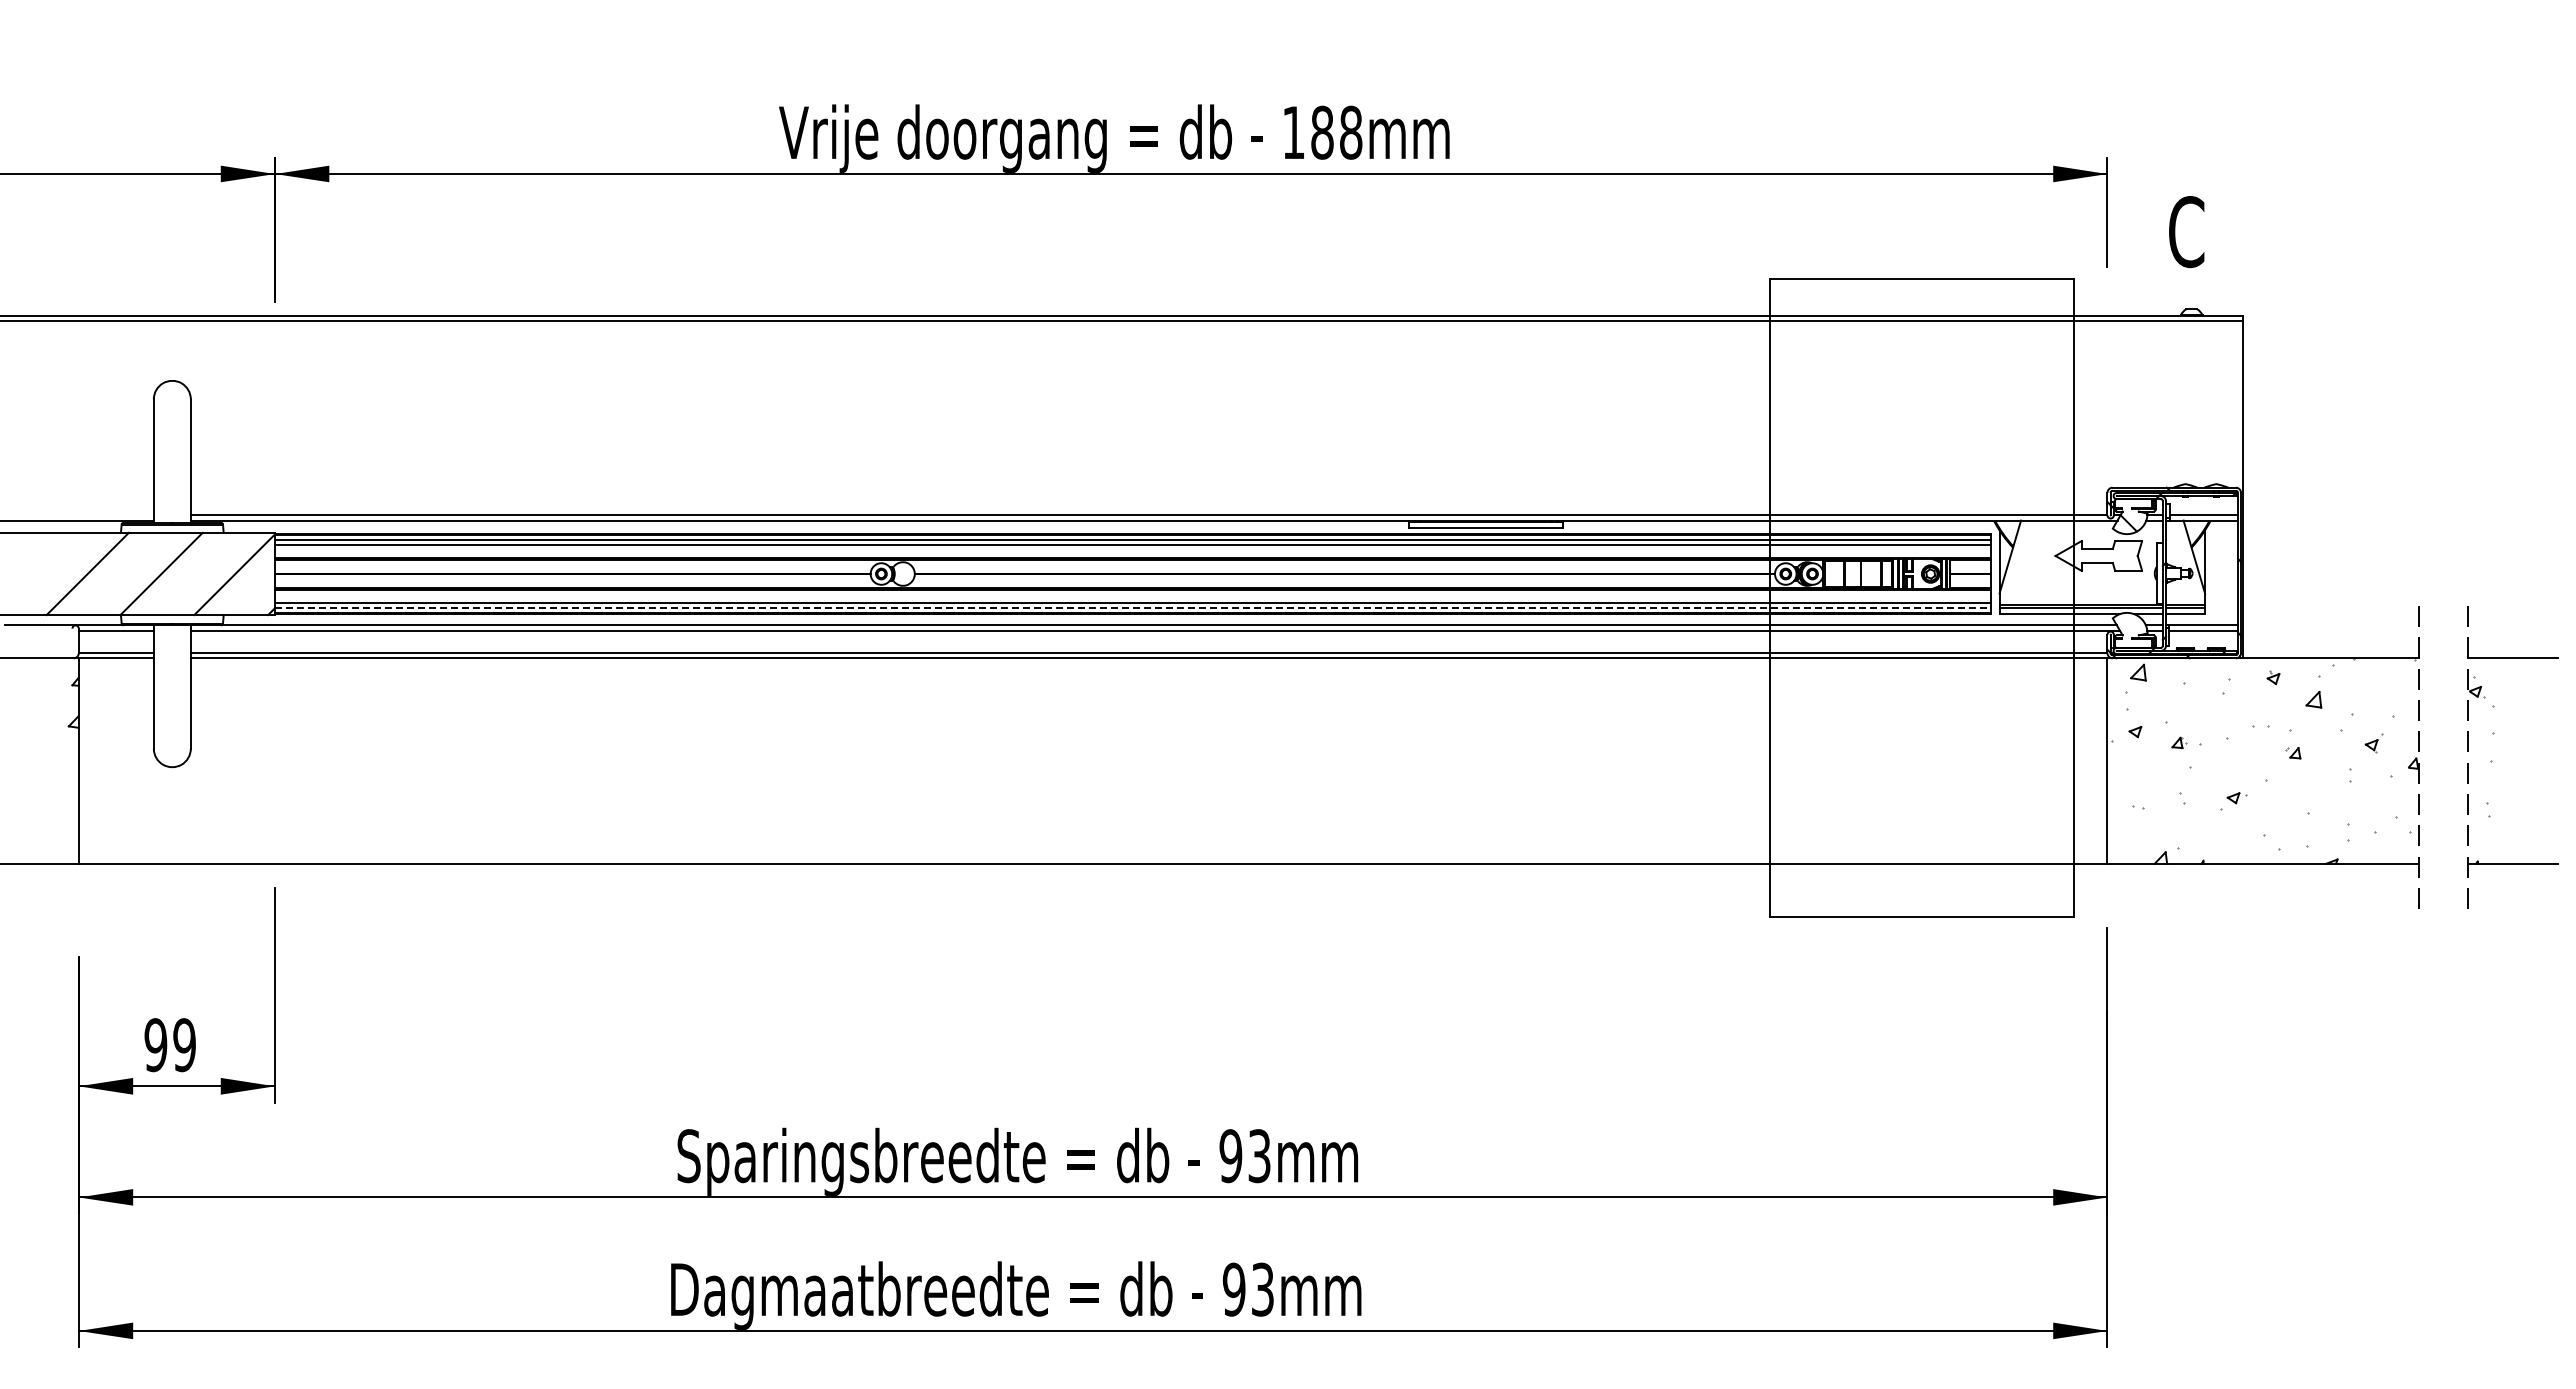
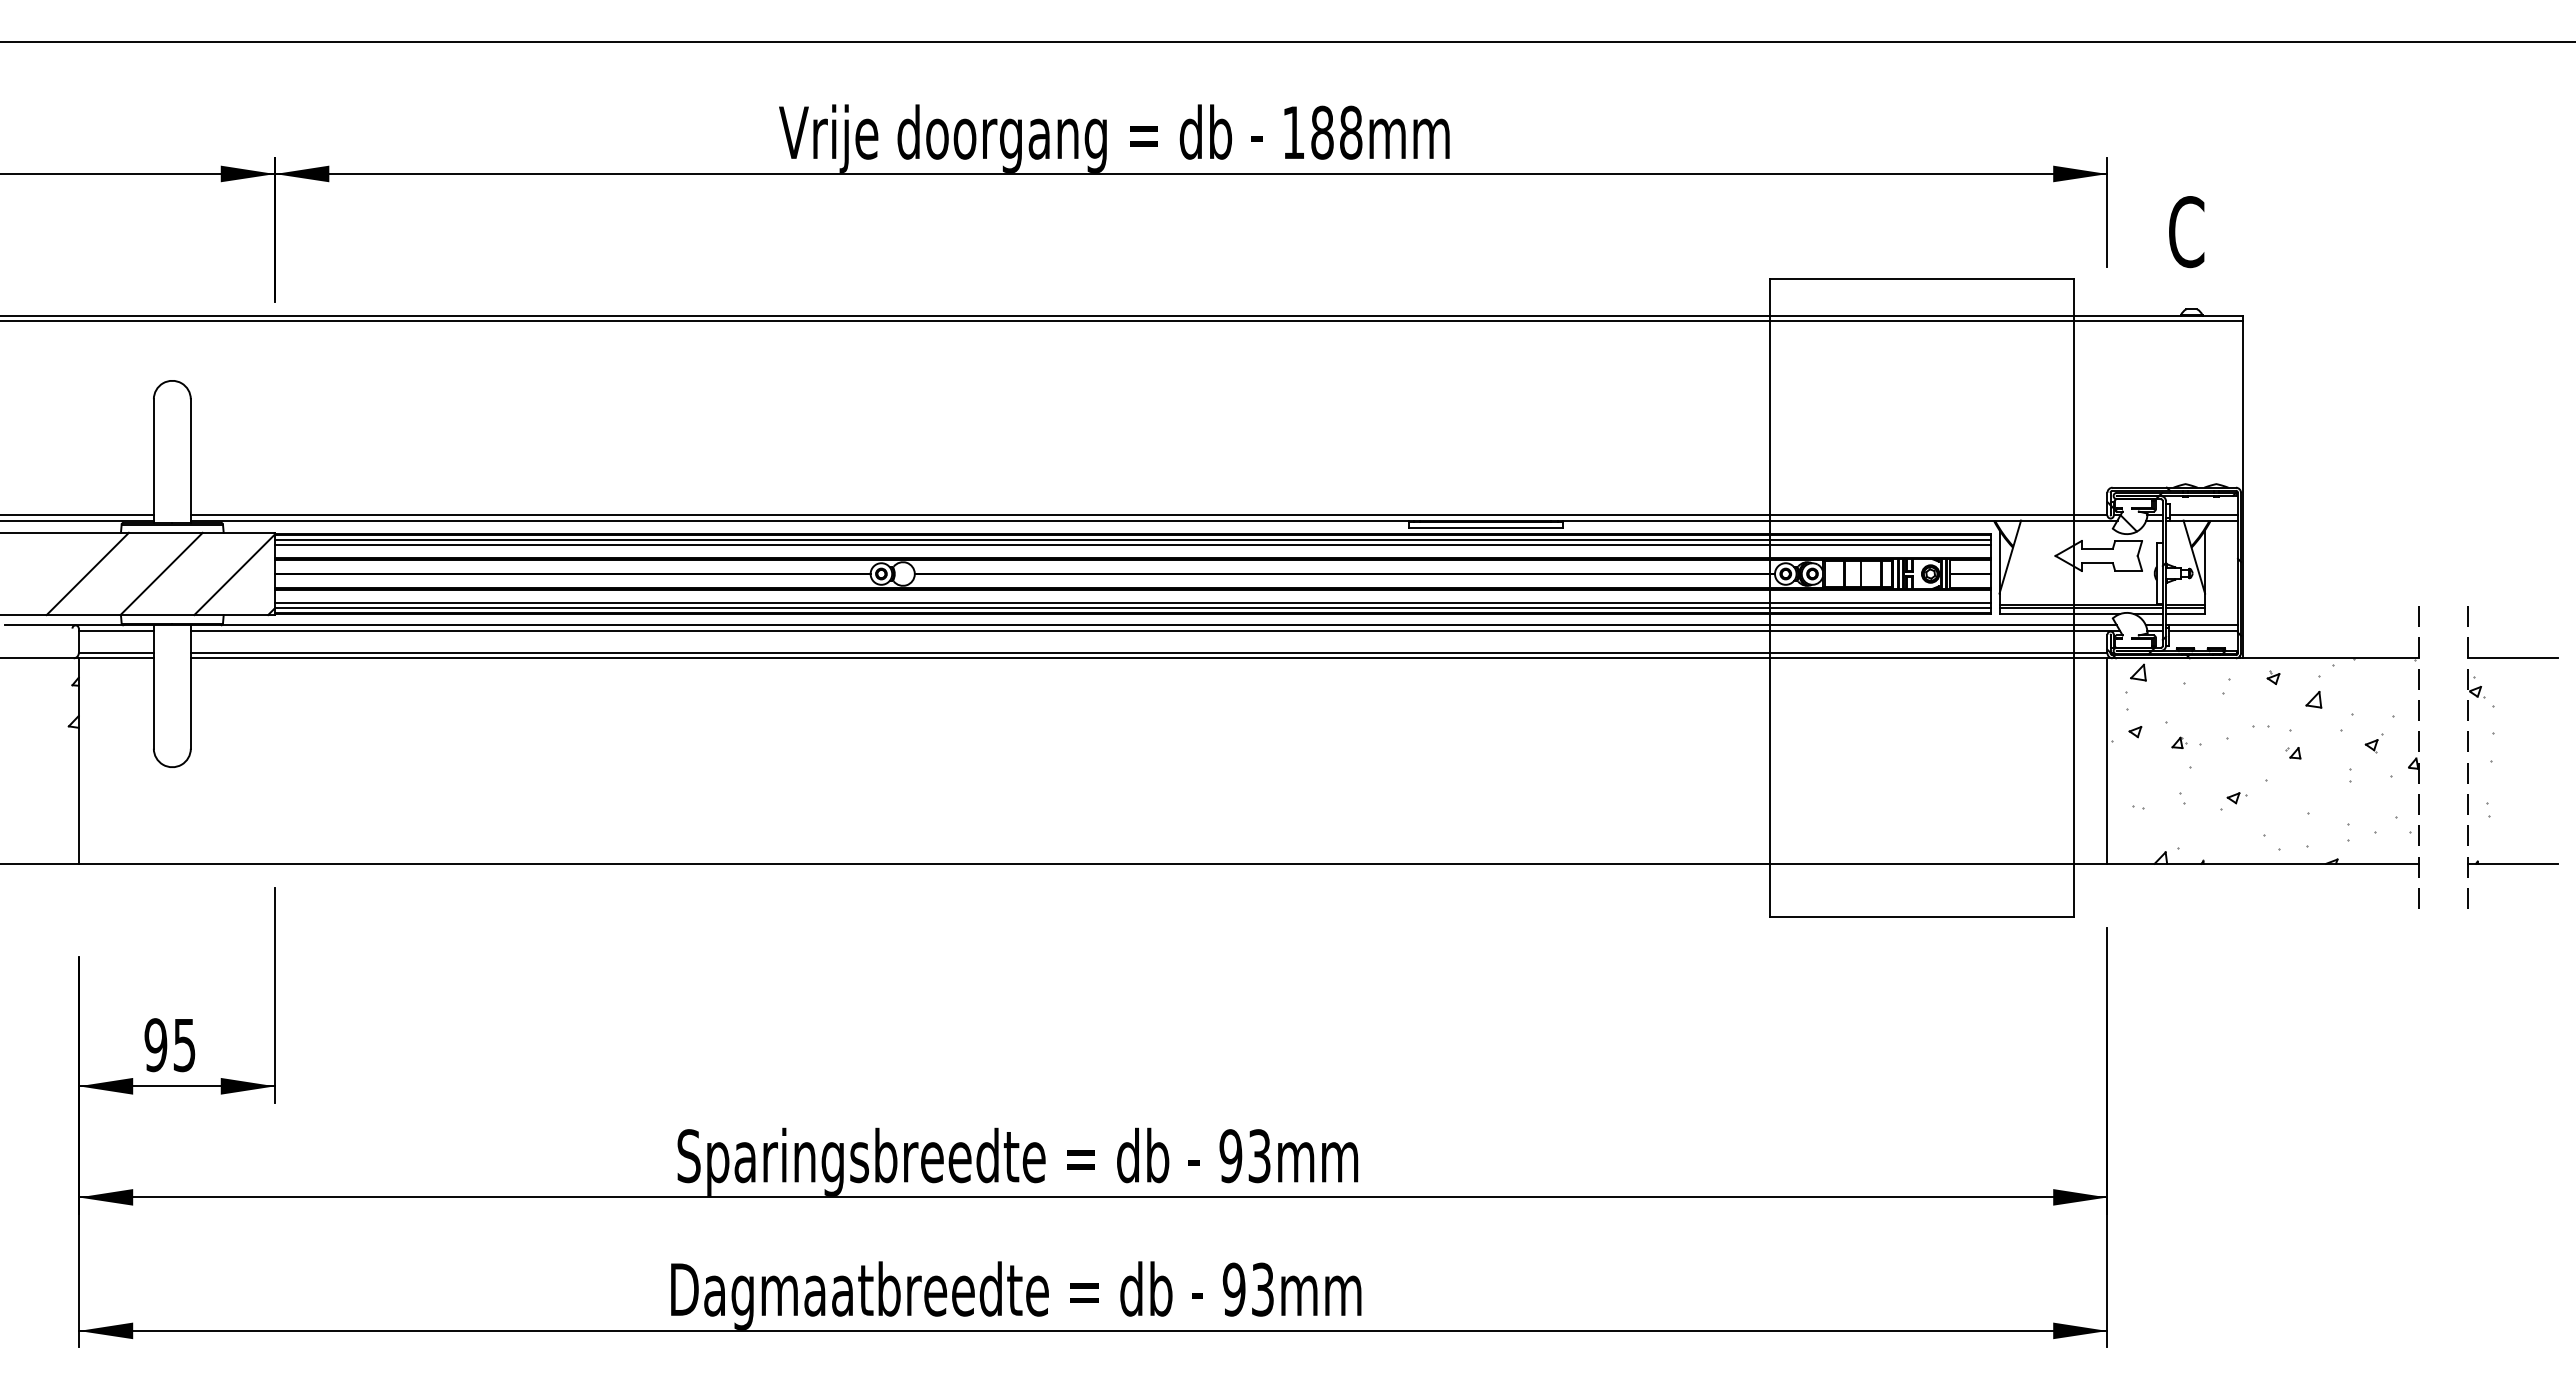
line: none -> present (1287, 41)
line: none -> present (77, 515)
line: dashed -> solid (1133, 607)
text: 99 -> 95 (184, 1044)
